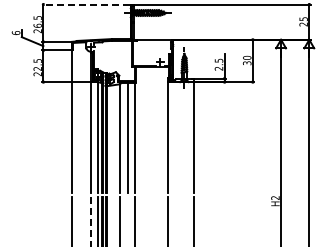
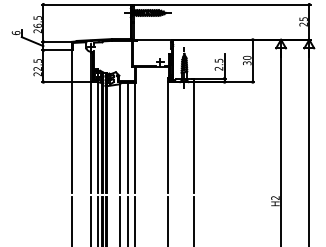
line: dashed -> solid (85, 4)
line: none -> present (128, 220)
line: dashed -> solid (90, 221)
